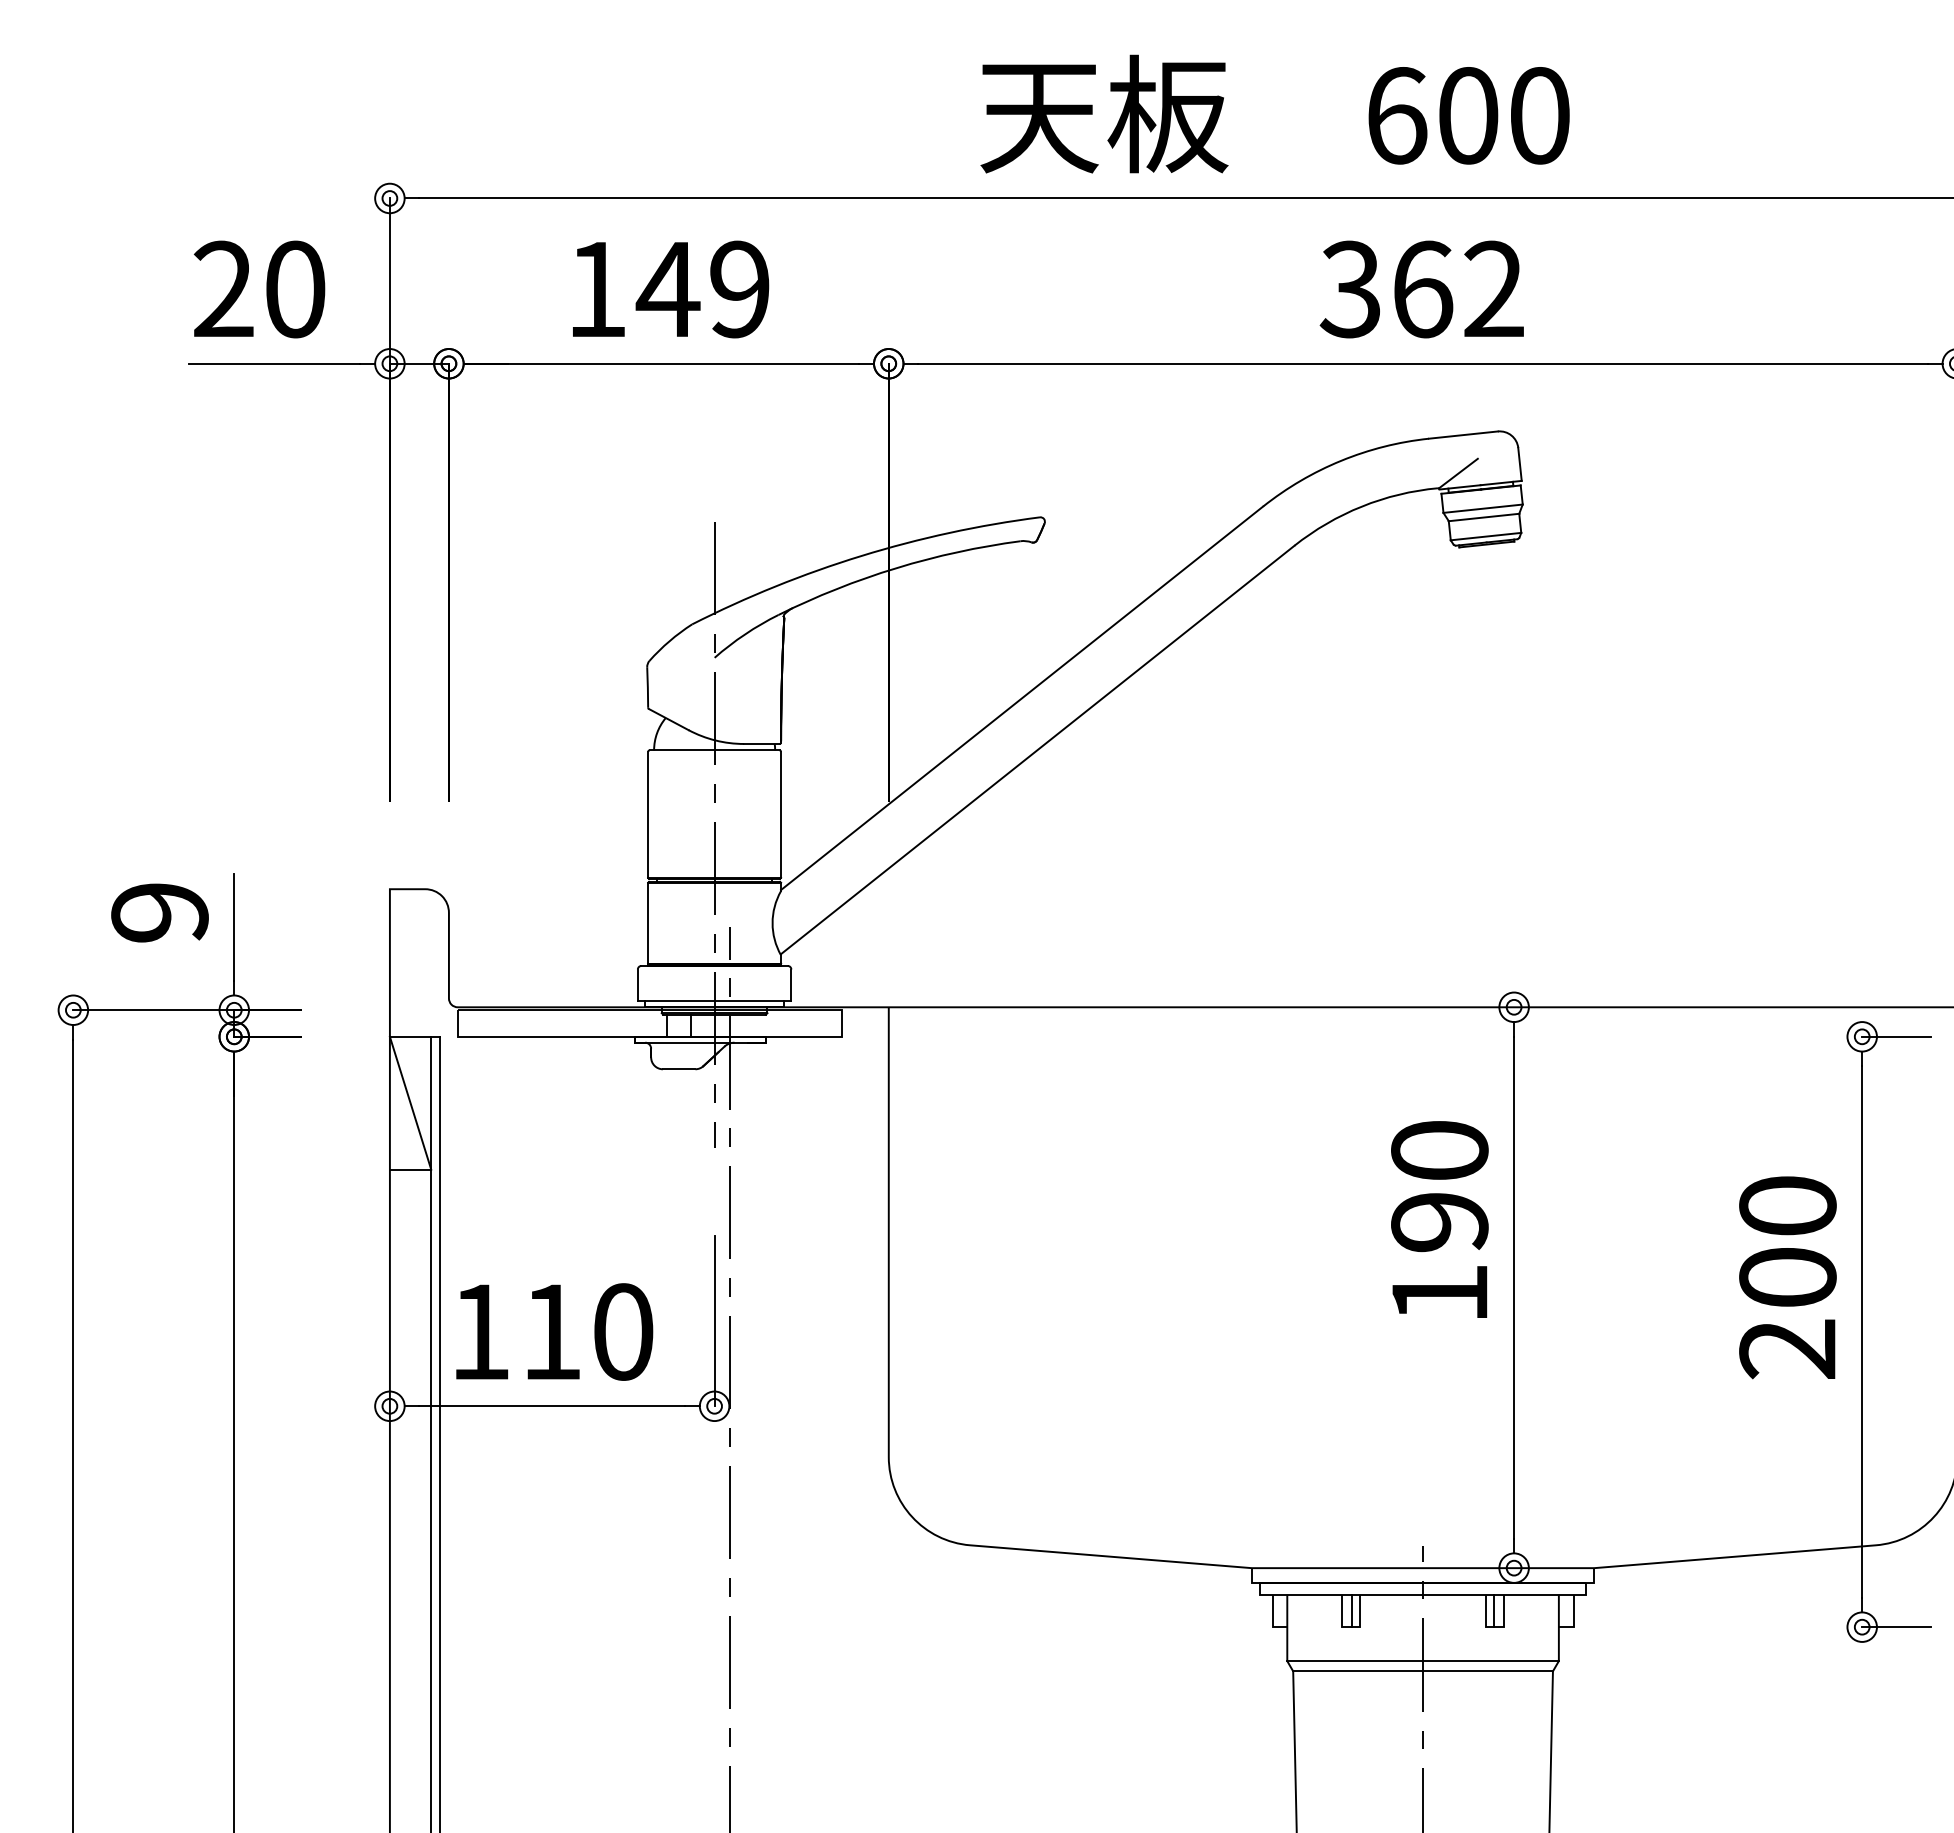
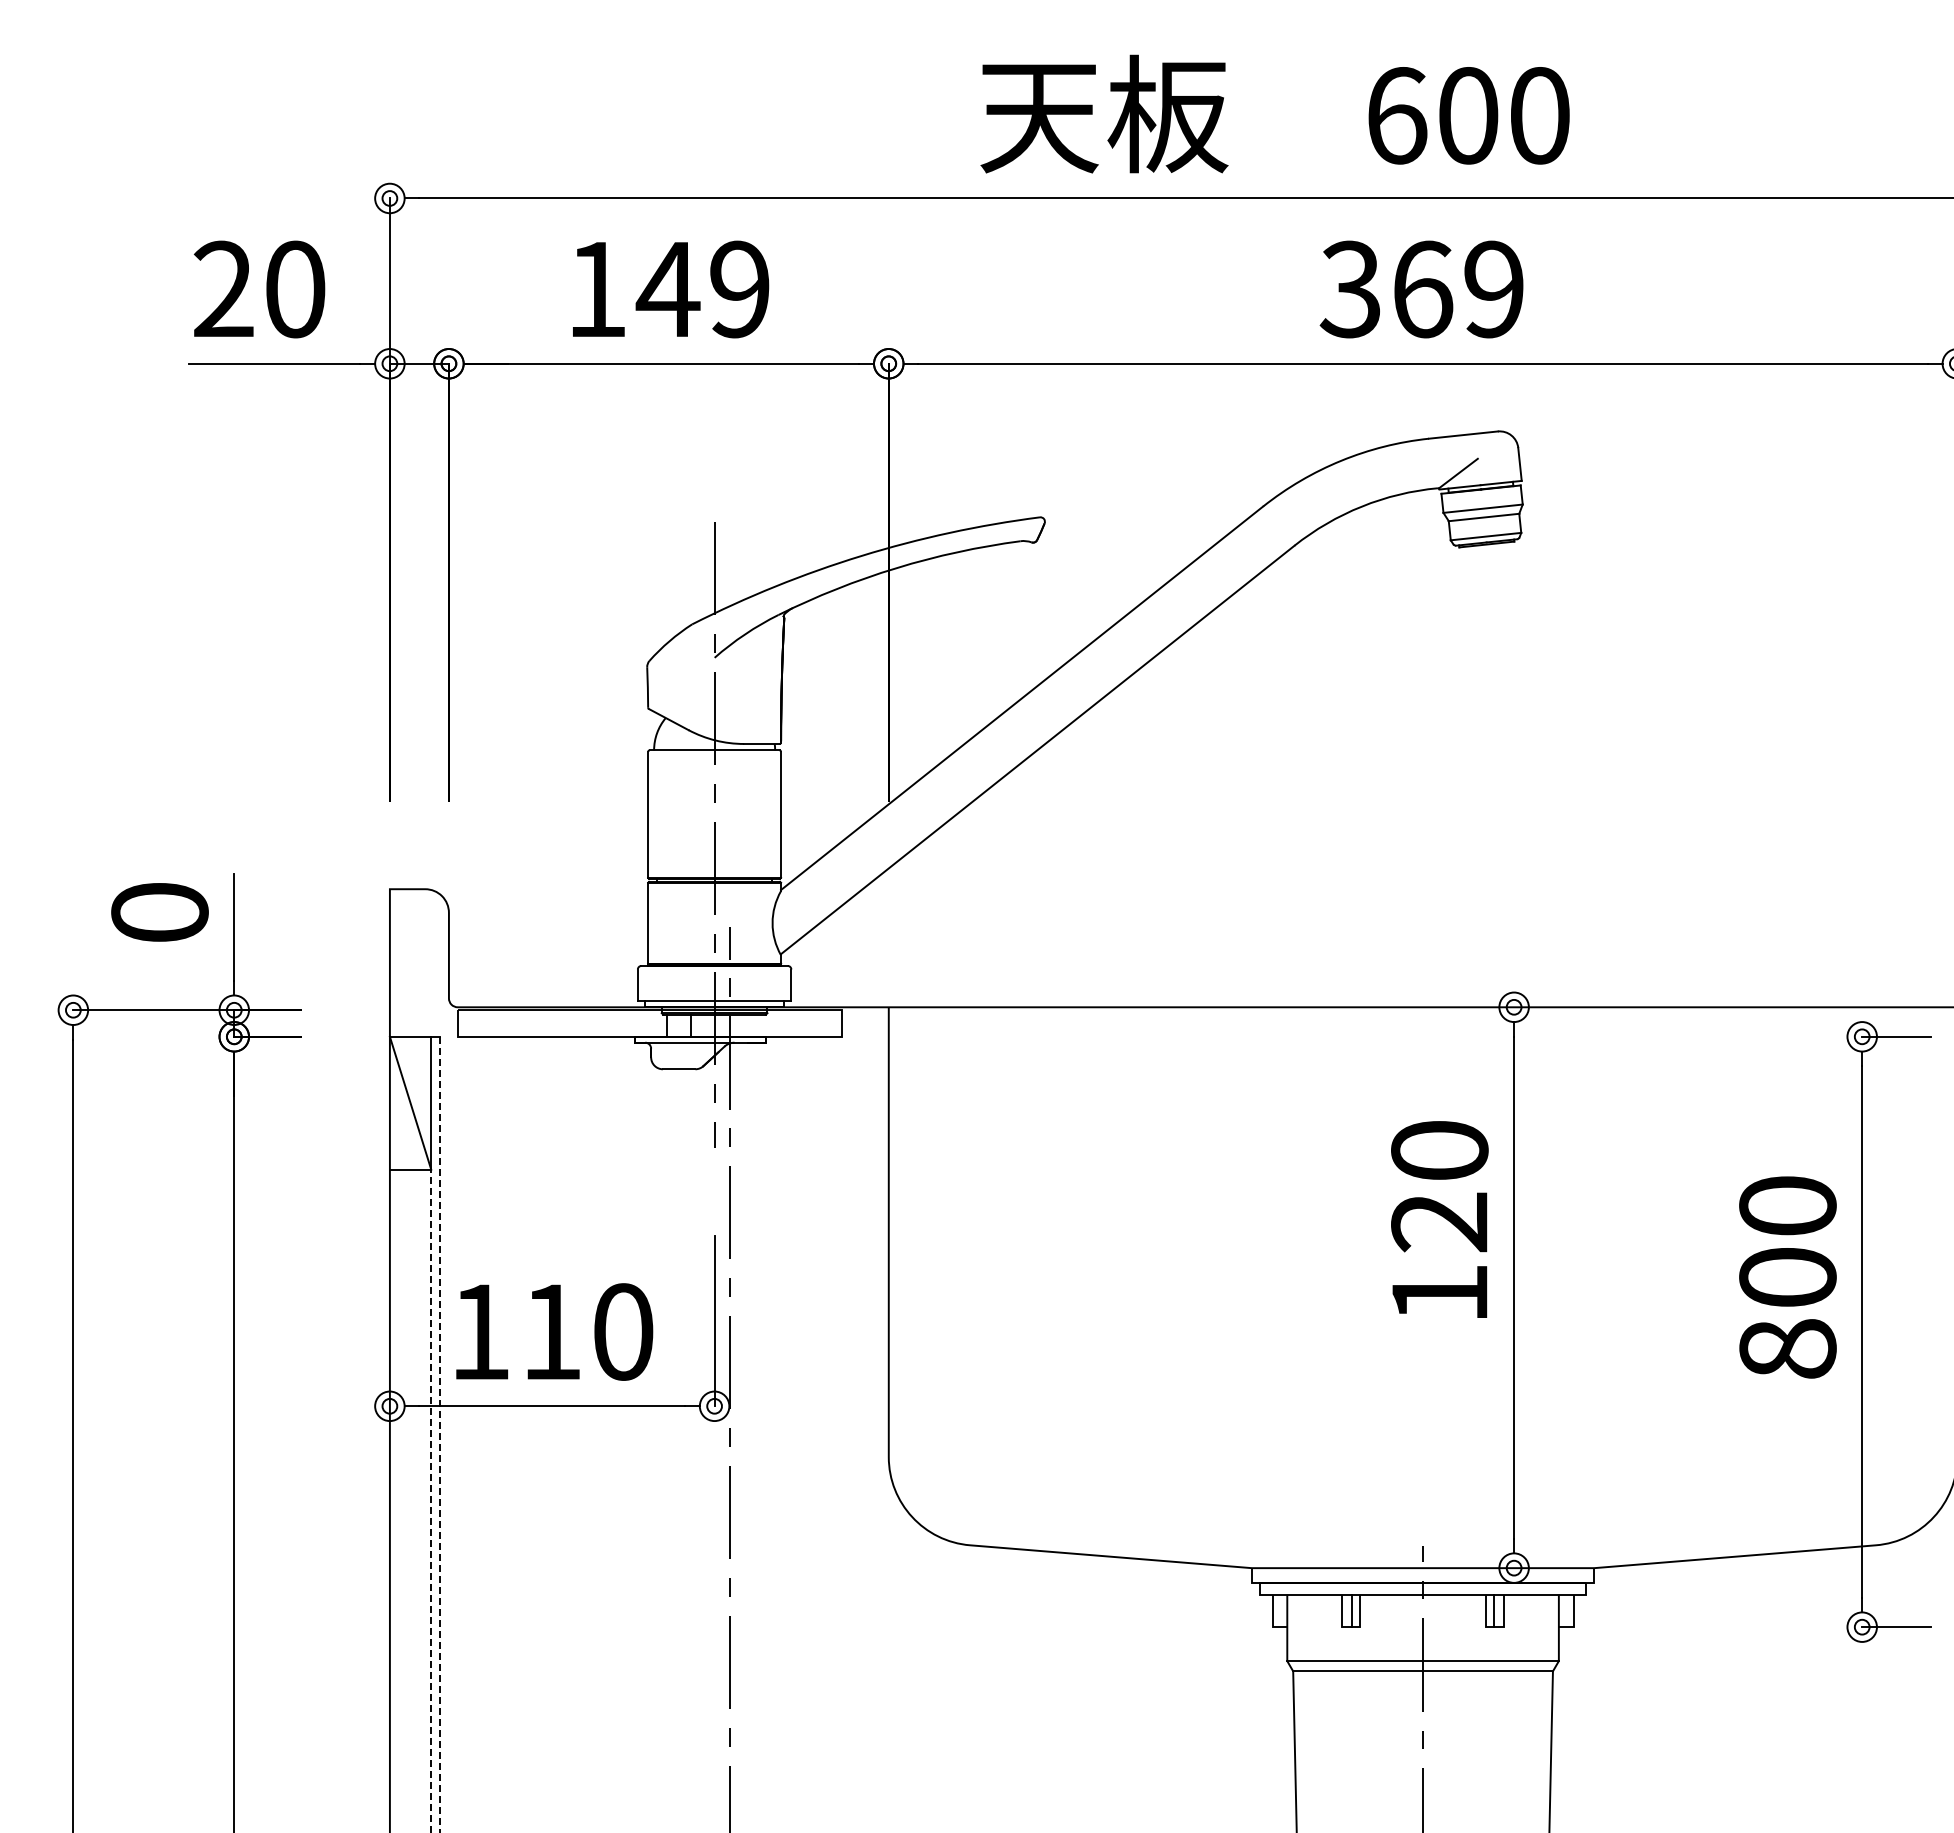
text: 362 -> 369 (1493, 289)
text: 9 -> 0 (159, 912)
text: 190 -> 120 (1439, 1222)
text: 200 -> 800 (1787, 1349)
line: solid -> dashed (440, 1434)
line: solid -> dashed (431, 1500)
